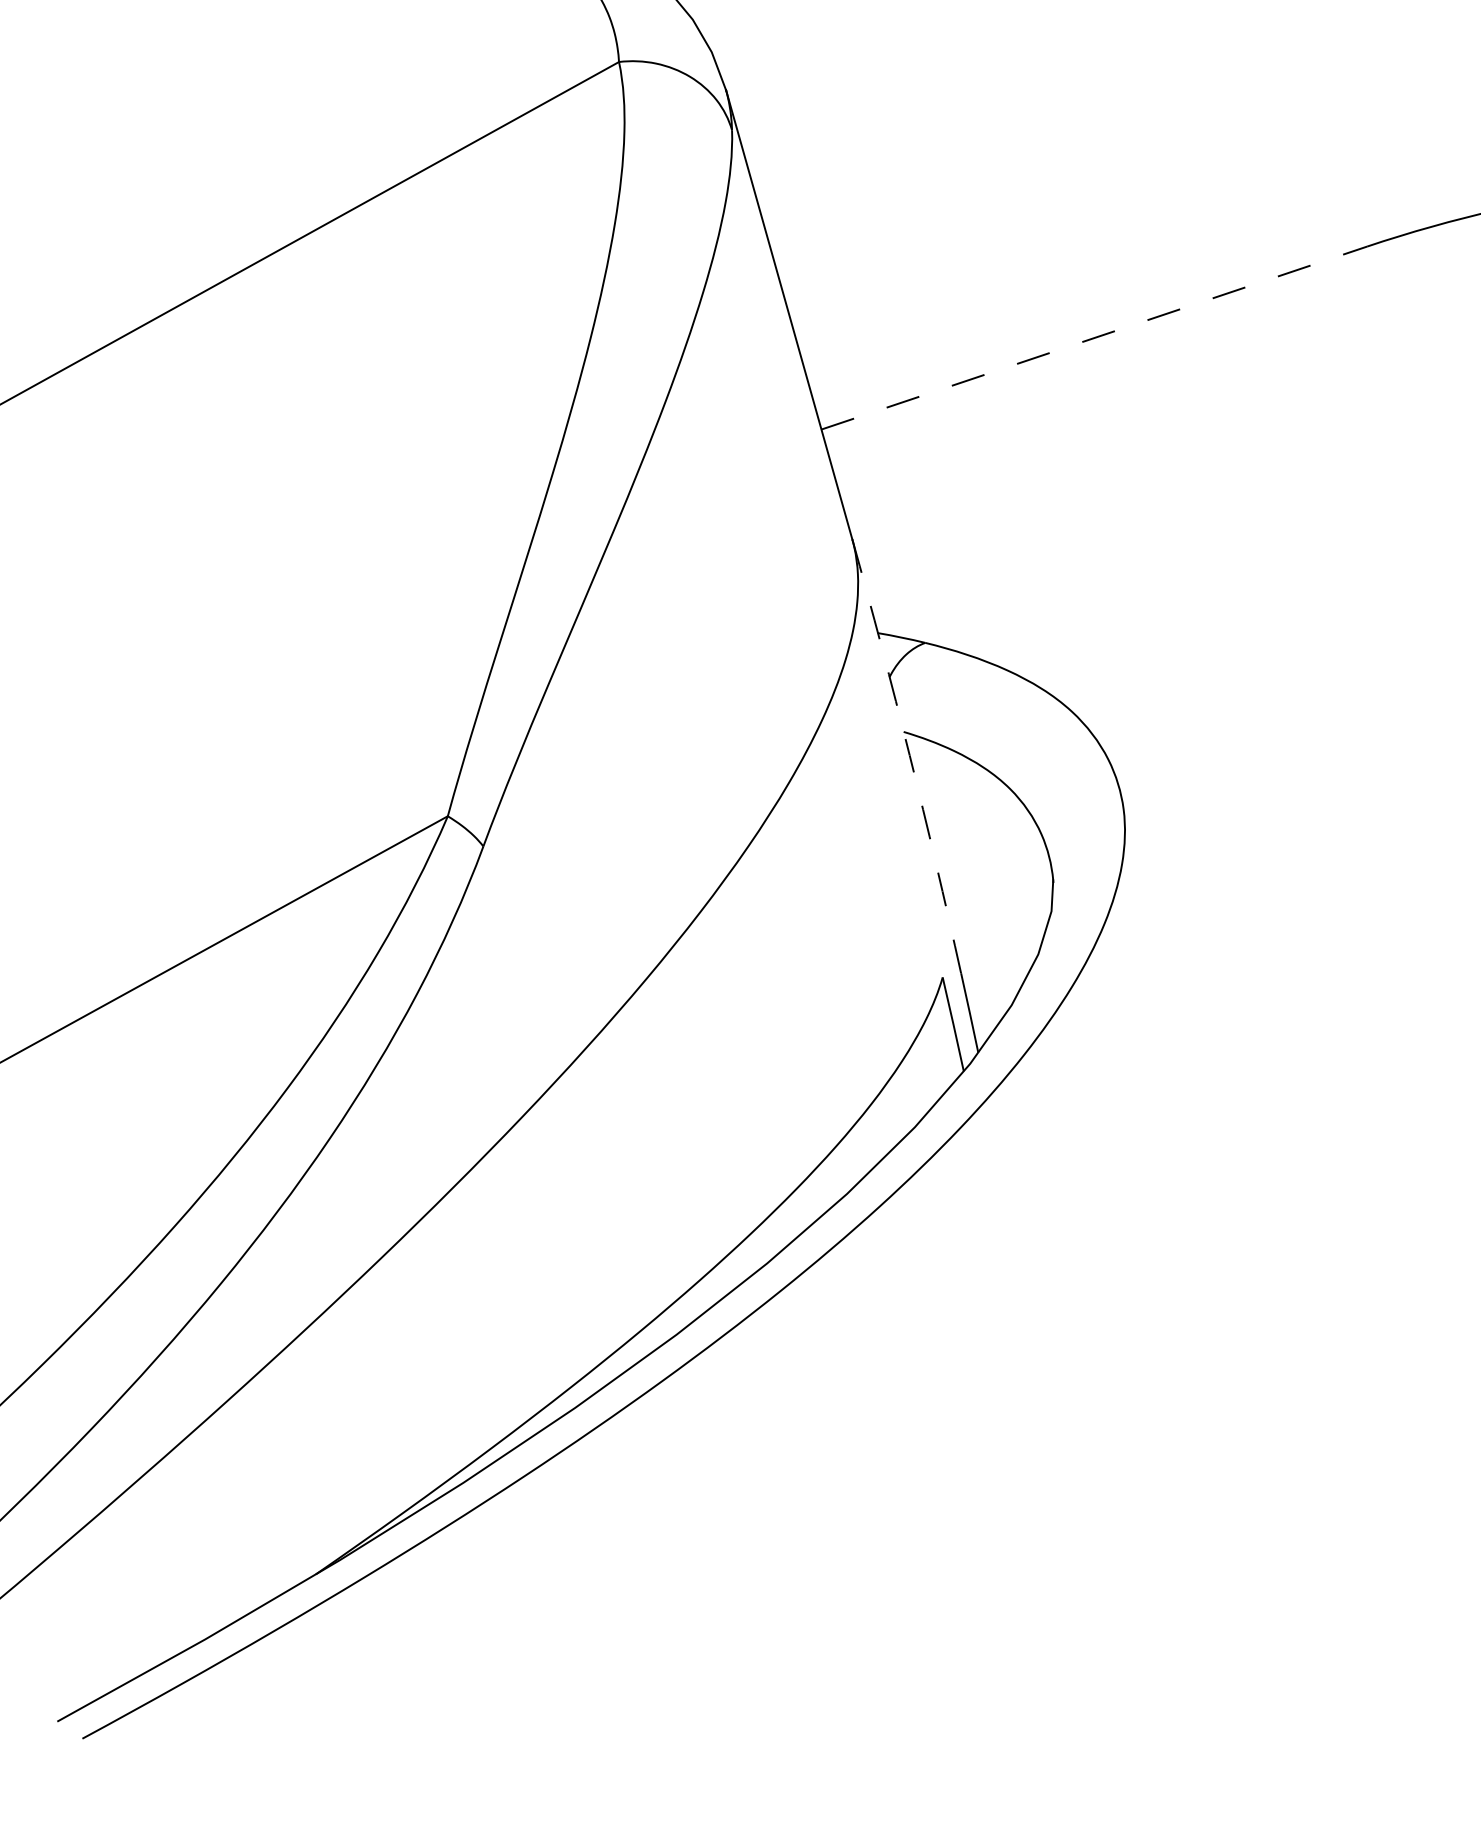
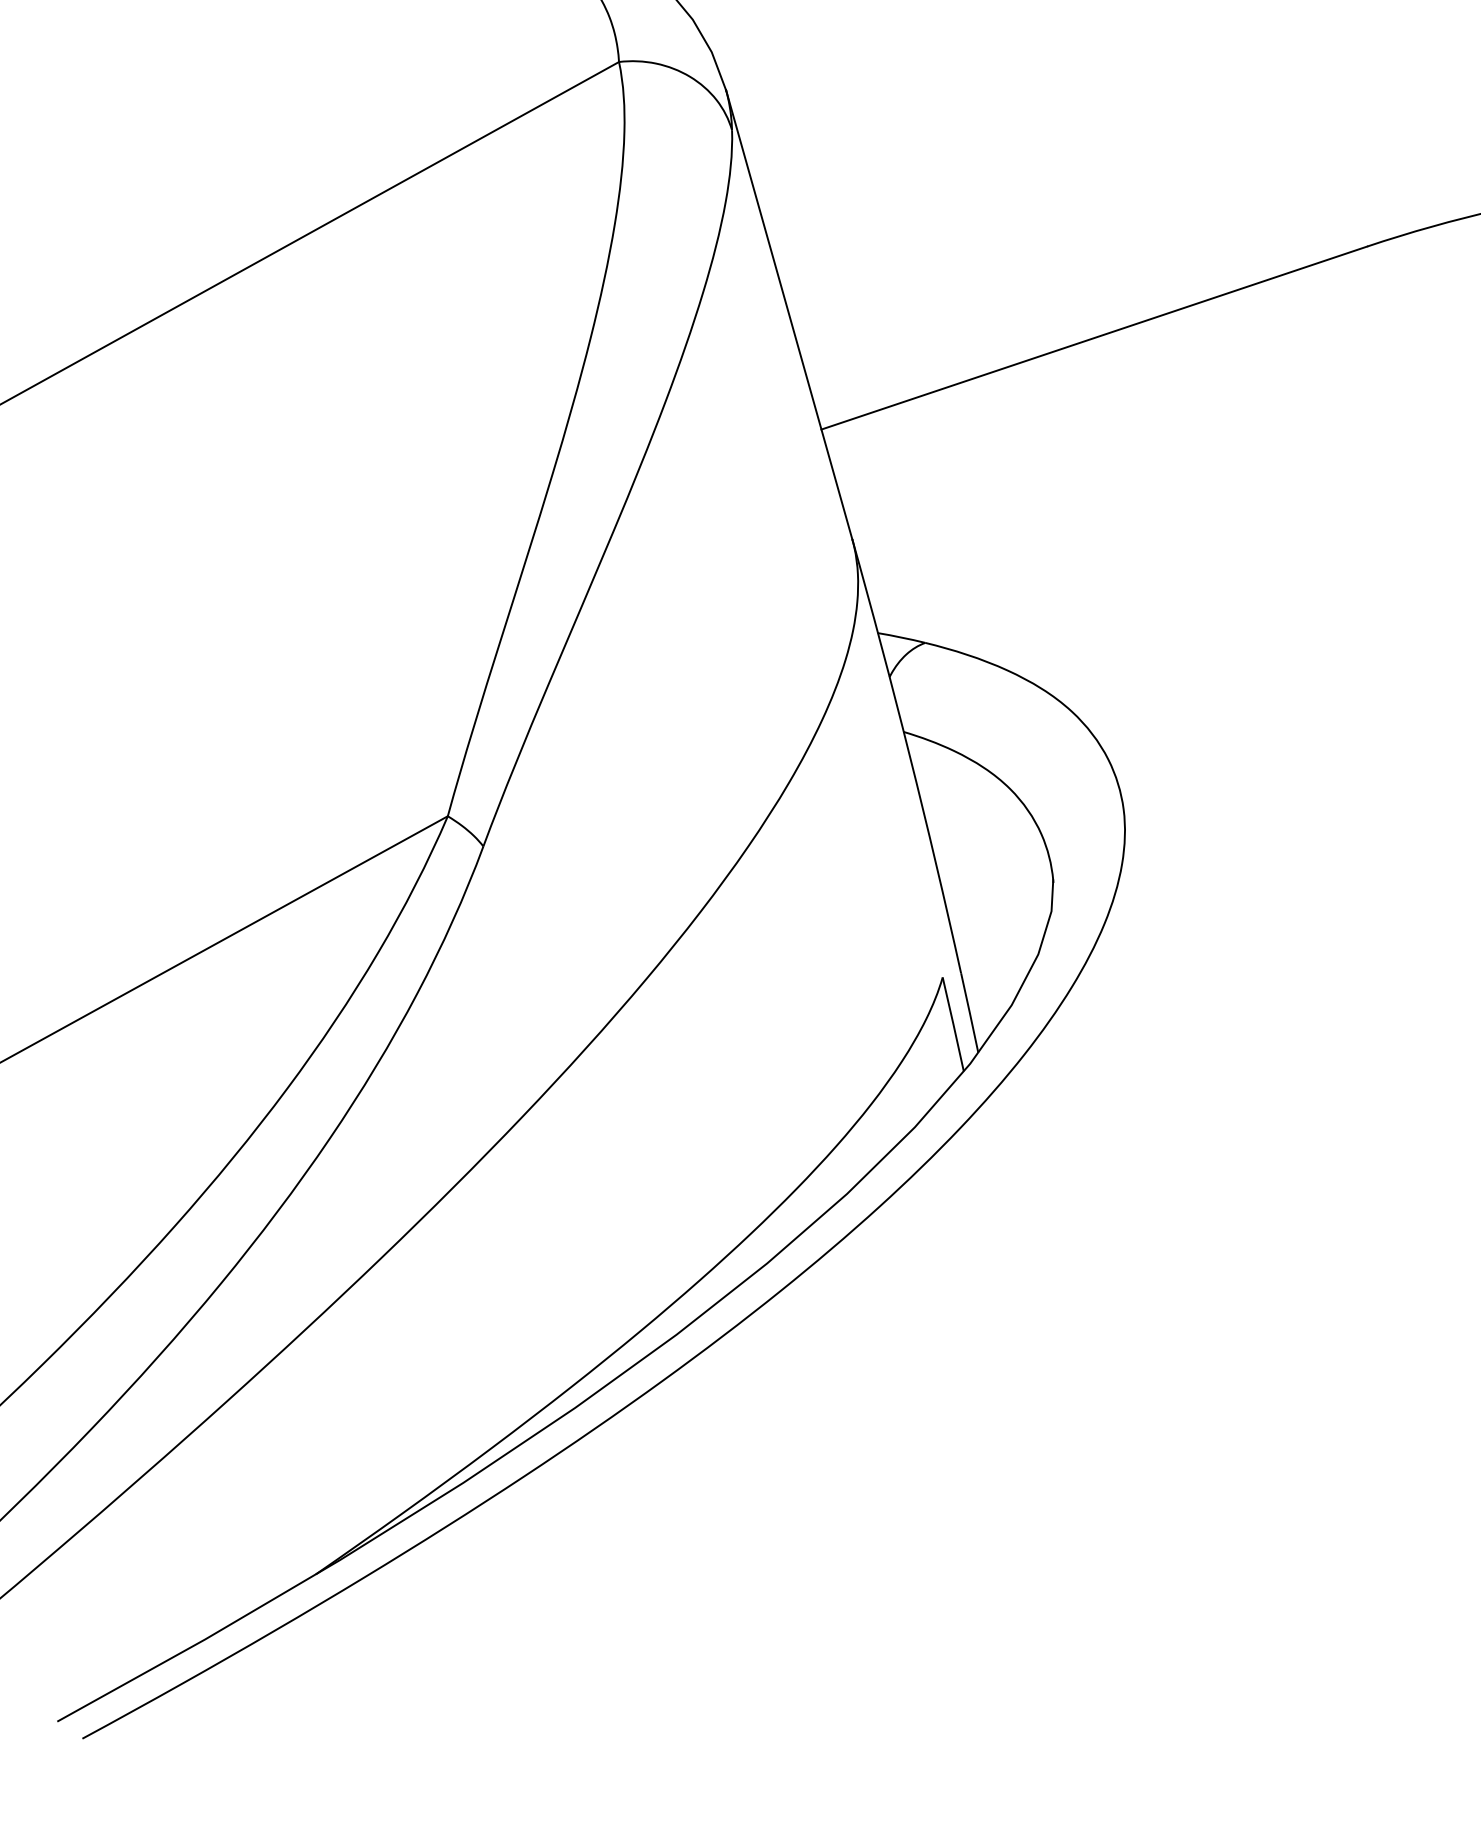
line: dashed -> solid (1094, 338)
arc: dashed -> solid (909, 755)
